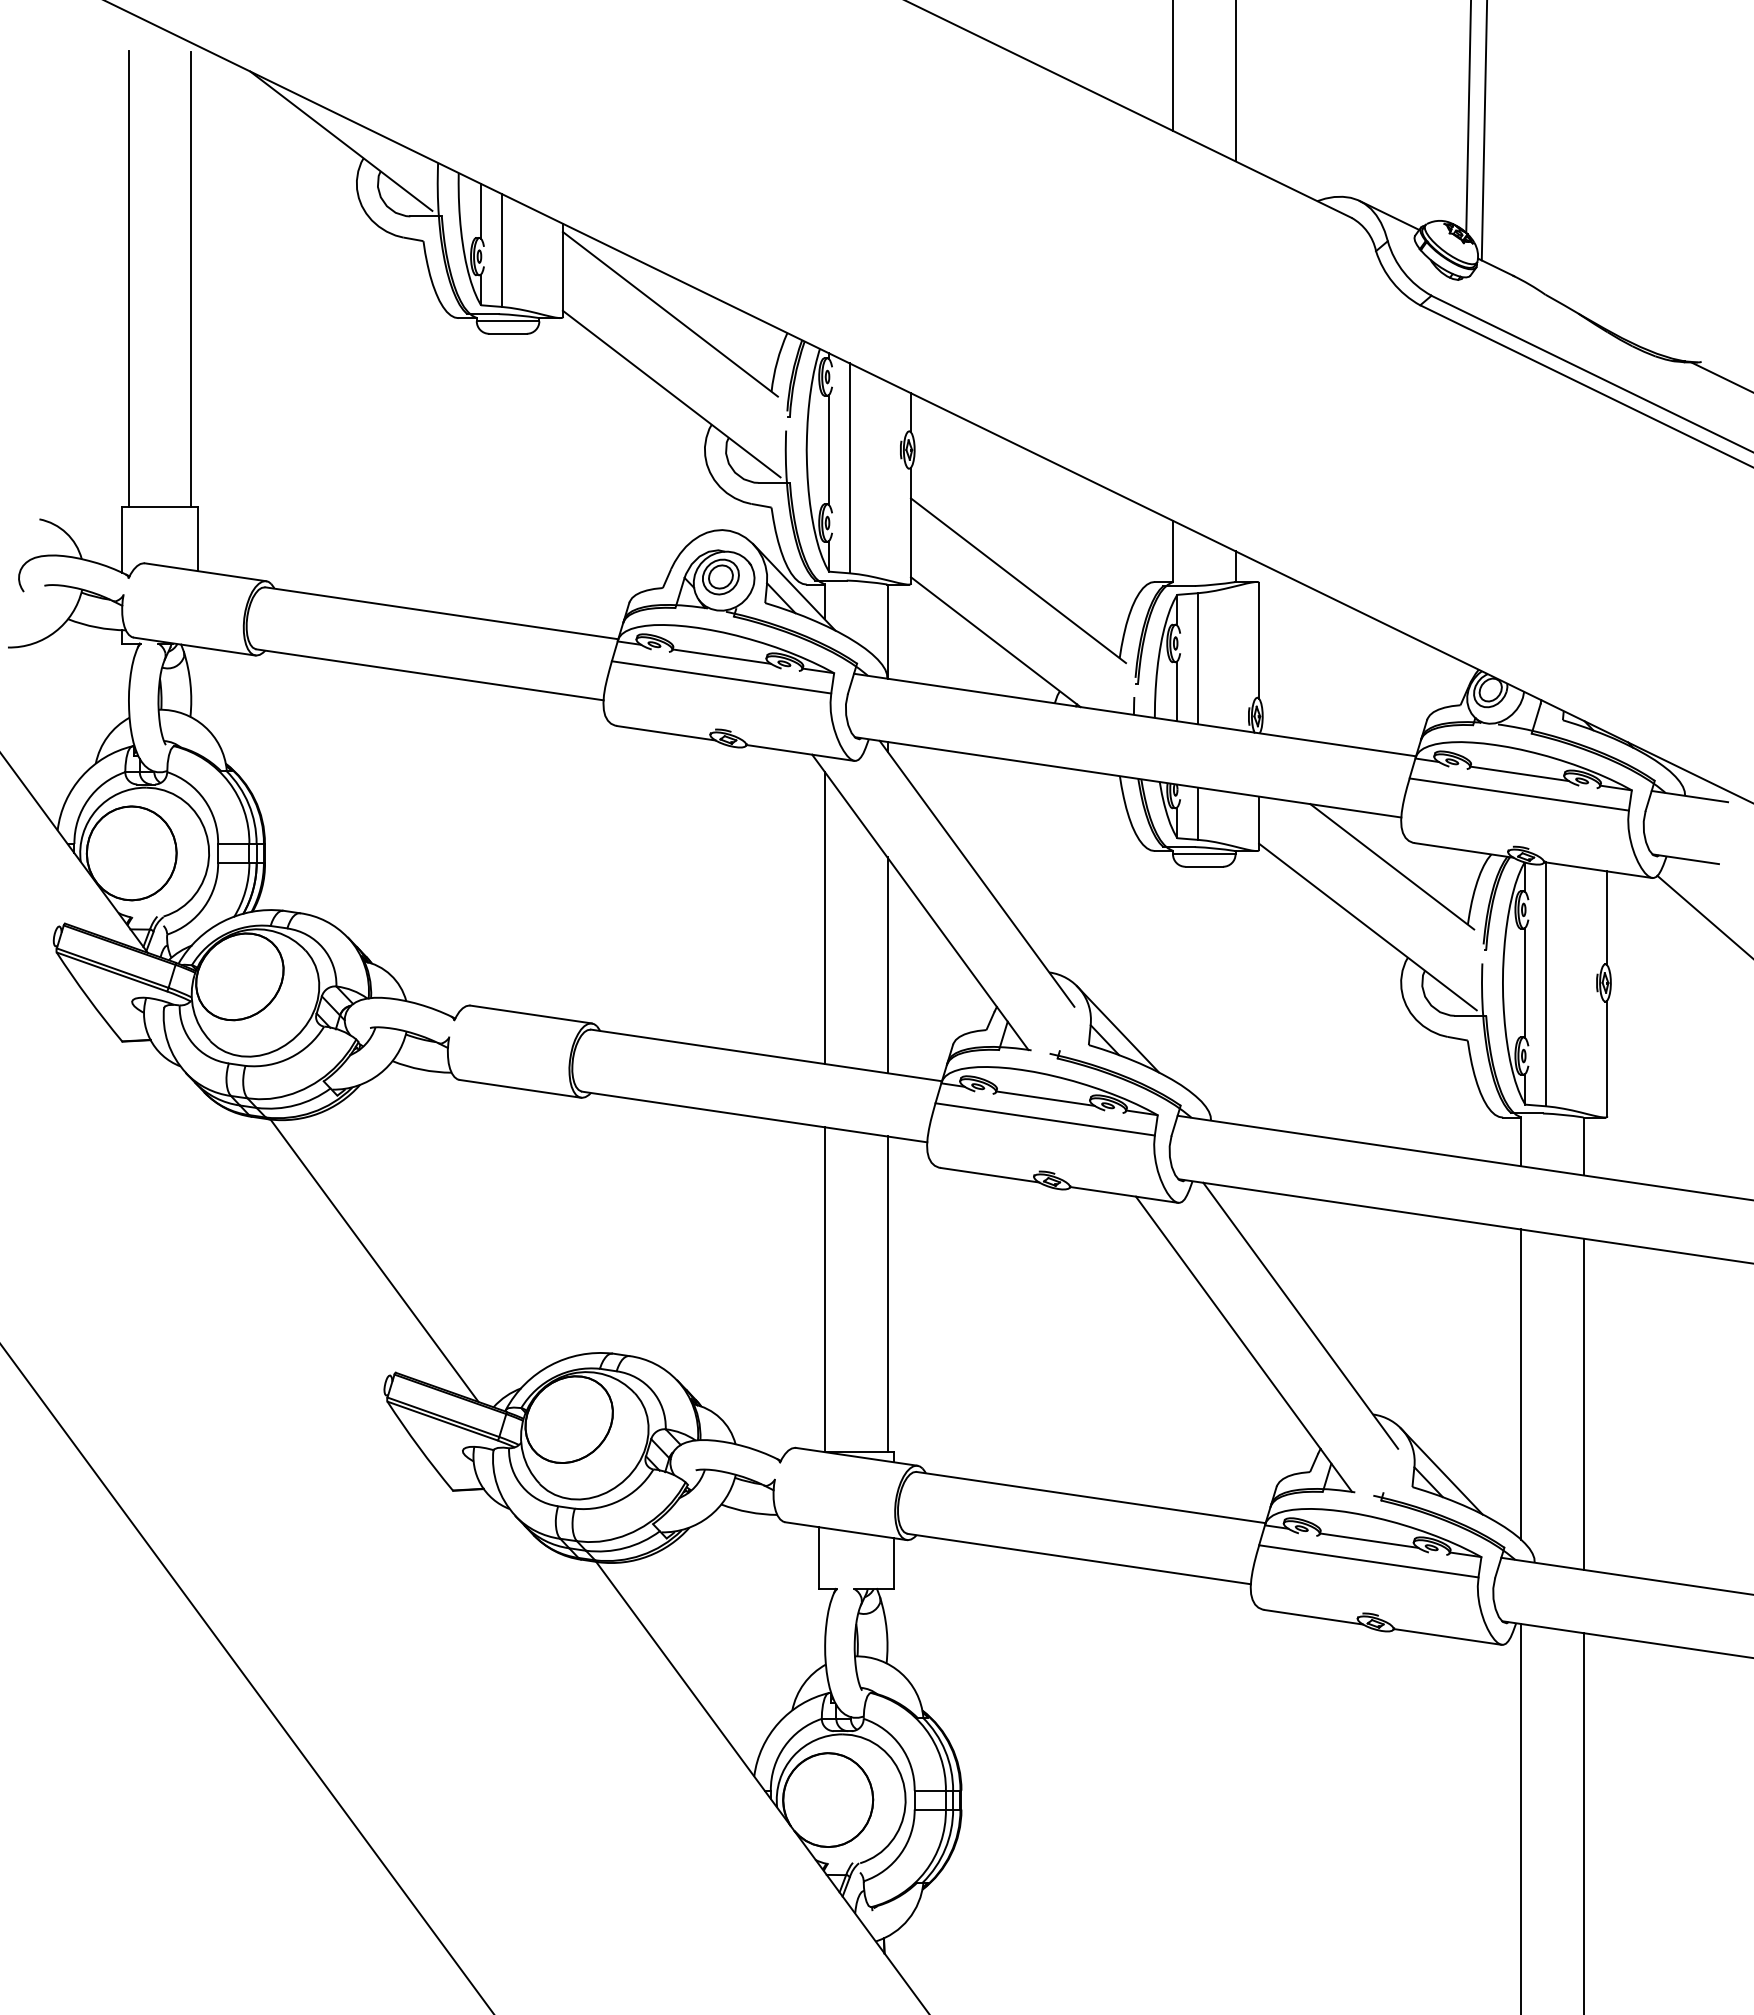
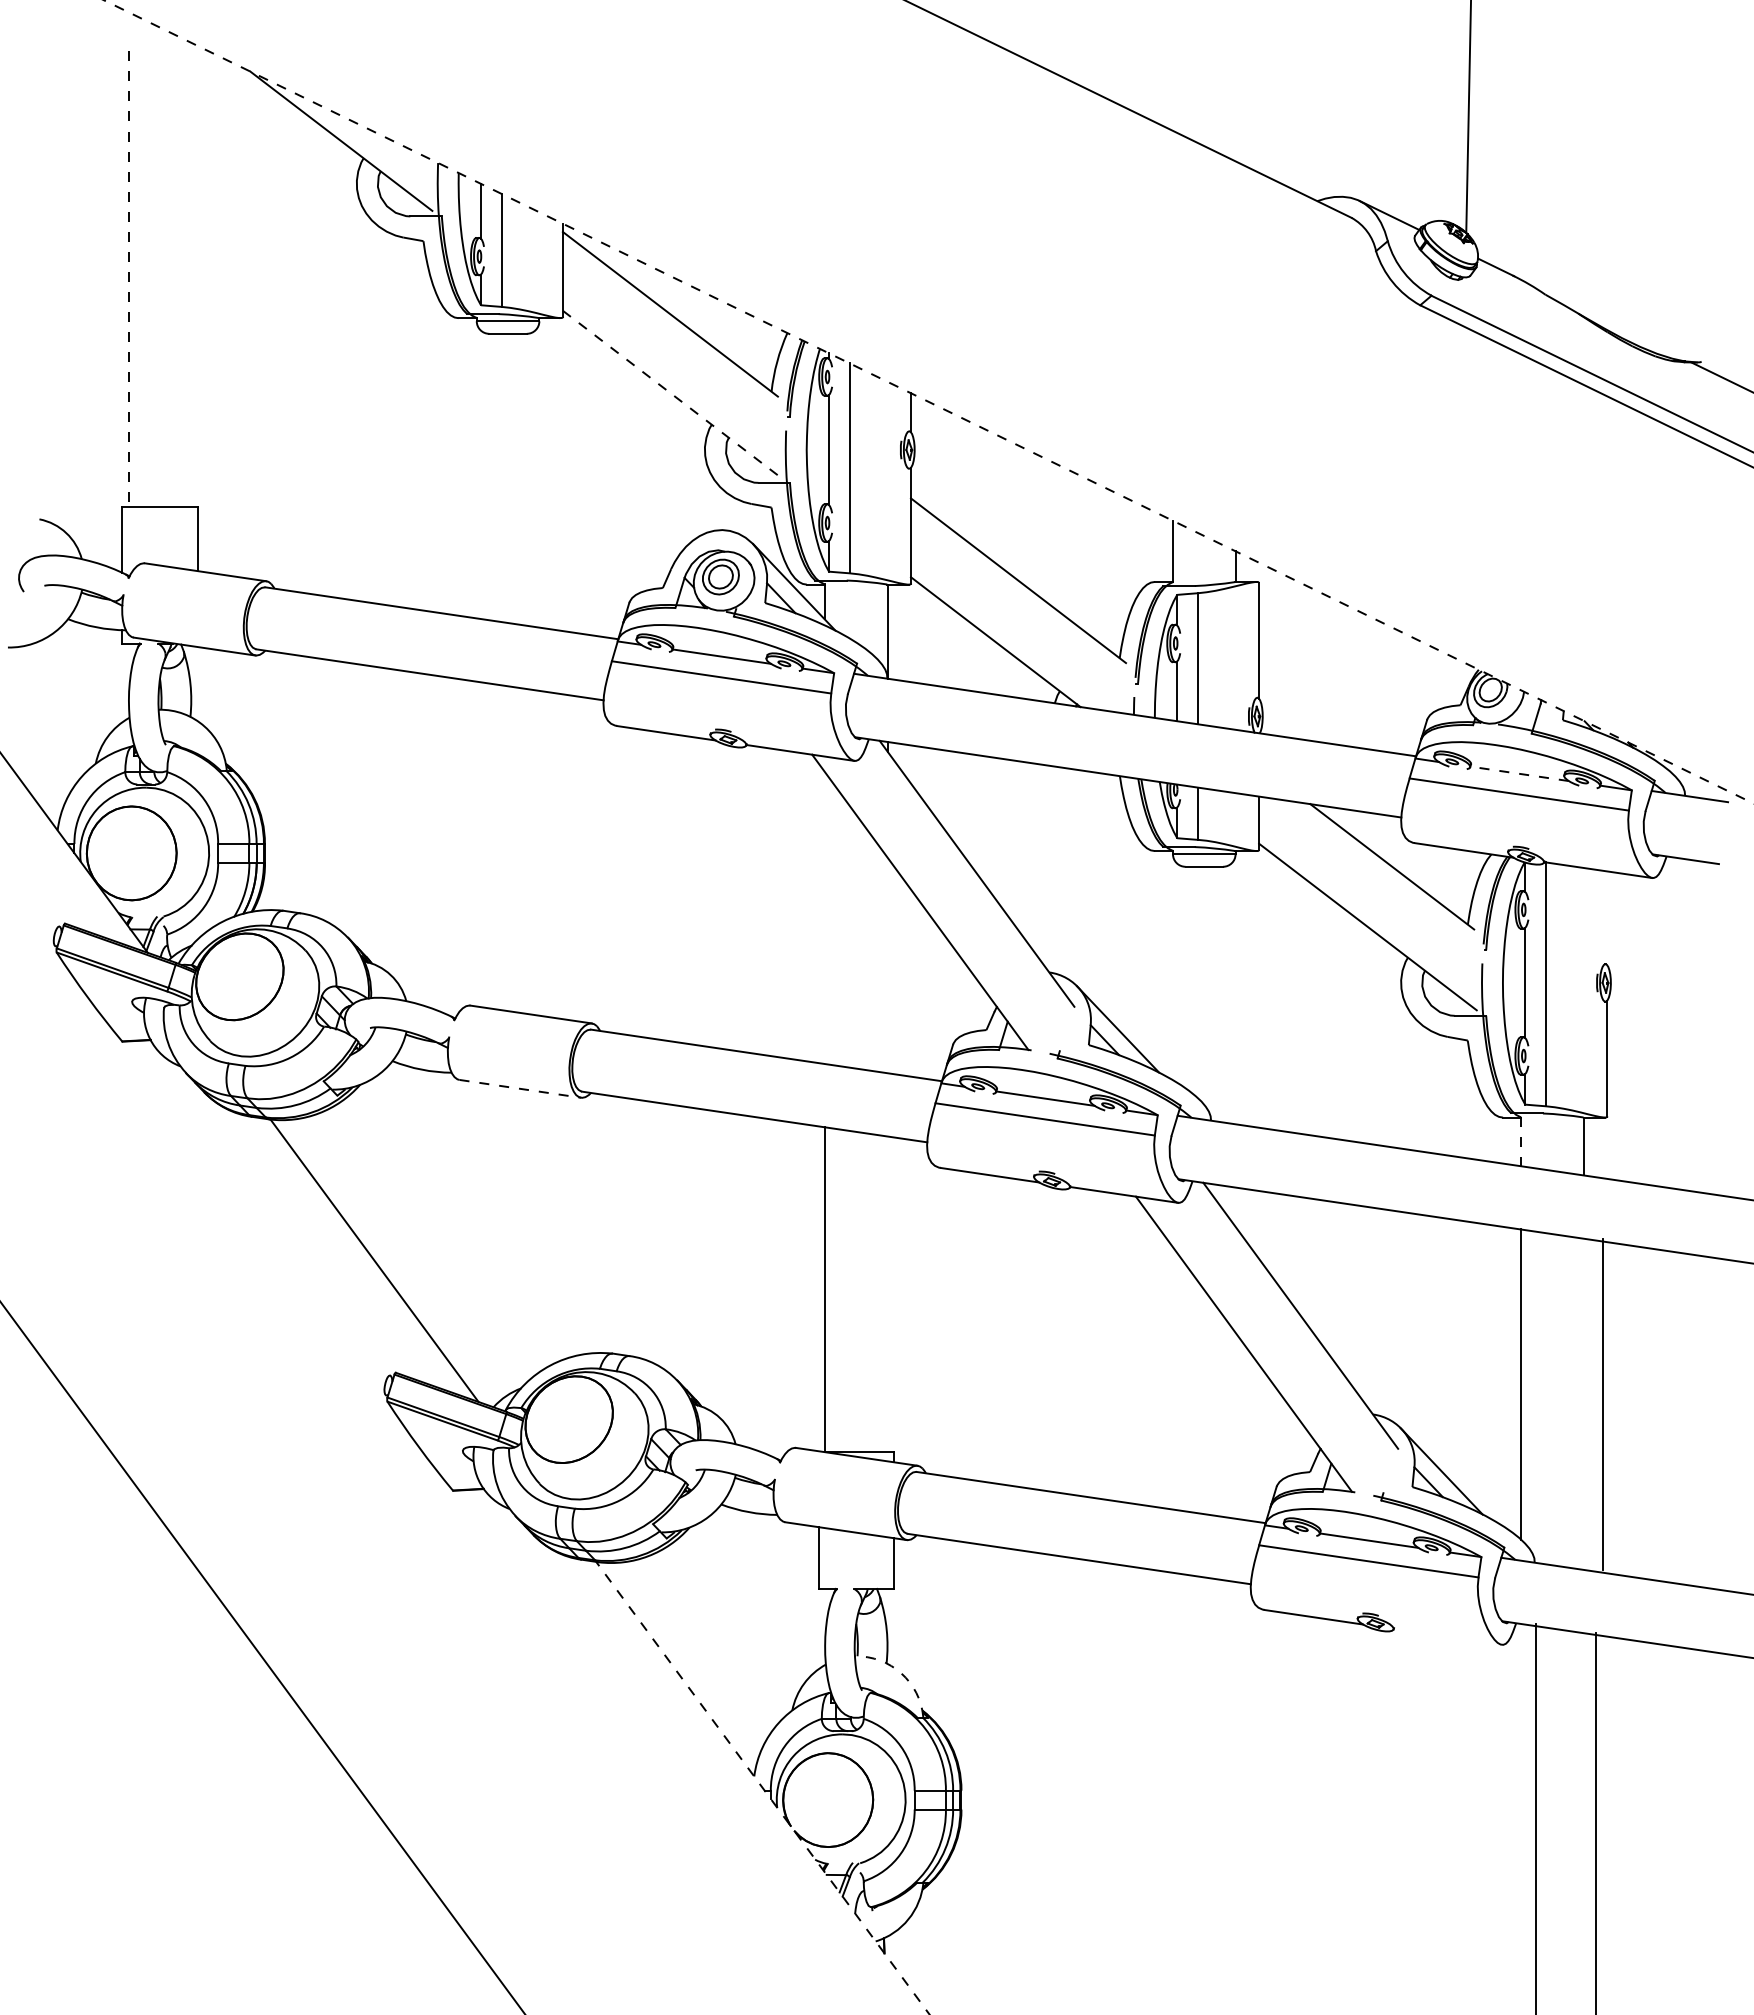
line: present -> none (1172, 66)
line: present -> none (1235, 81)
line: present -> none (1484, 131)
line: present -> none (191, 278)
line: solid -> dashed (128, 279)
line: solid -> dashed (672, 394)
line: solid -> dashed (929, 402)
line: solid -> dashed (1519, 773)
line: present -> none (1703, 915)
line: present -> none (824, 918)
line: present -> none (1607, 918)
line: present -> none (887, 965)
line: solid -> dashed (520, 1088)
line: solid -> dashed (1521, 1142)
line: present -> none (887, 1294)
line position: (1583, 1403) -> (1602, 1403) (1602, 1403)
line: present -> none (1447, 1636)
arc: solid -> dashed (901, 1673)
line position: (246, 1678) -> (262, 1657) (262, 1657)
line: solid -> dashed (762, 1787)
line position: (1521, 1817) -> (1536, 1817) (1536, 1817)
line position: (1583, 1822) -> (1595, 1822) (1595, 1822)
